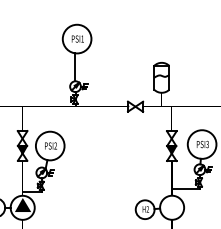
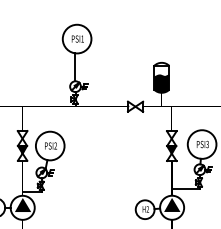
fill: none -> present (161, 83)
fill: none -> present (172, 204)
